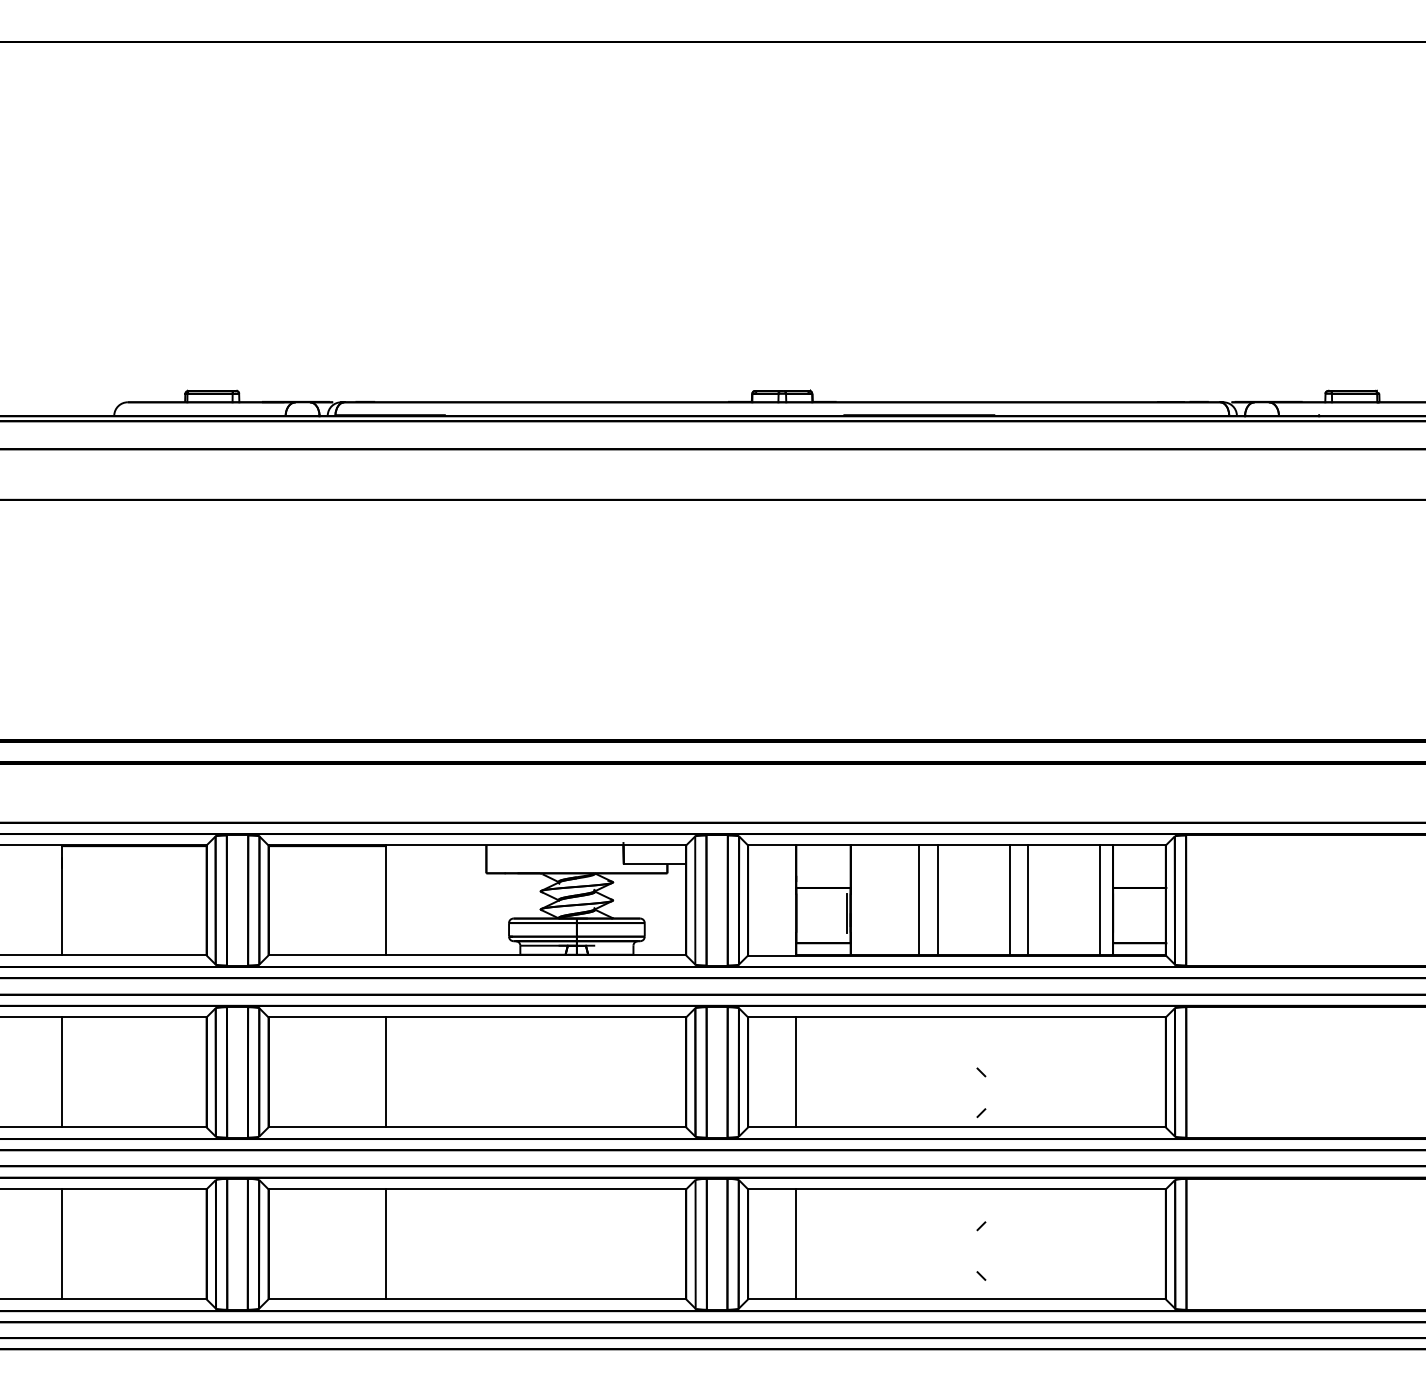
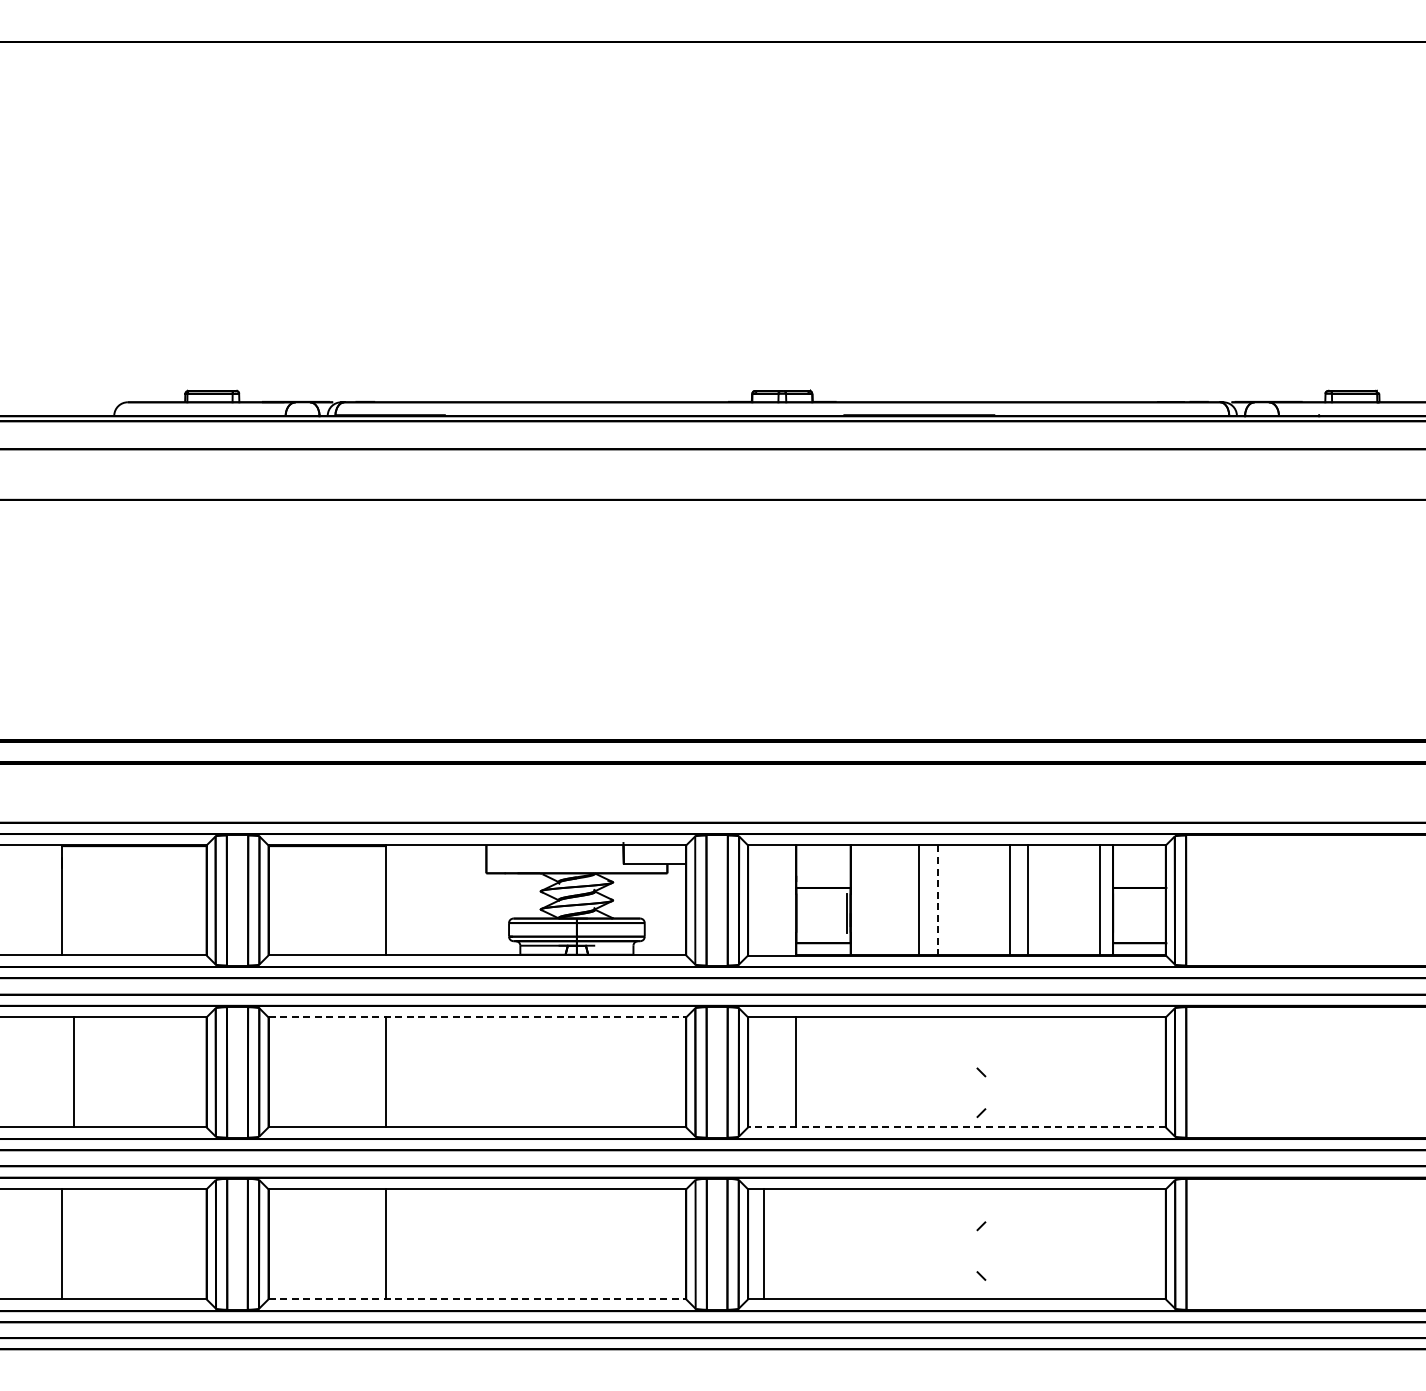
line: solid -> dashed (937, 900)
line: solid -> dashed (477, 1017)
line position: (61, 1072) -> (73, 1072) (73, 1072)
line: solid -> dashed (956, 1127)
line position: (796, 1244) -> (764, 1244) (764, 1244)
line: solid -> dashed (477, 1299)
